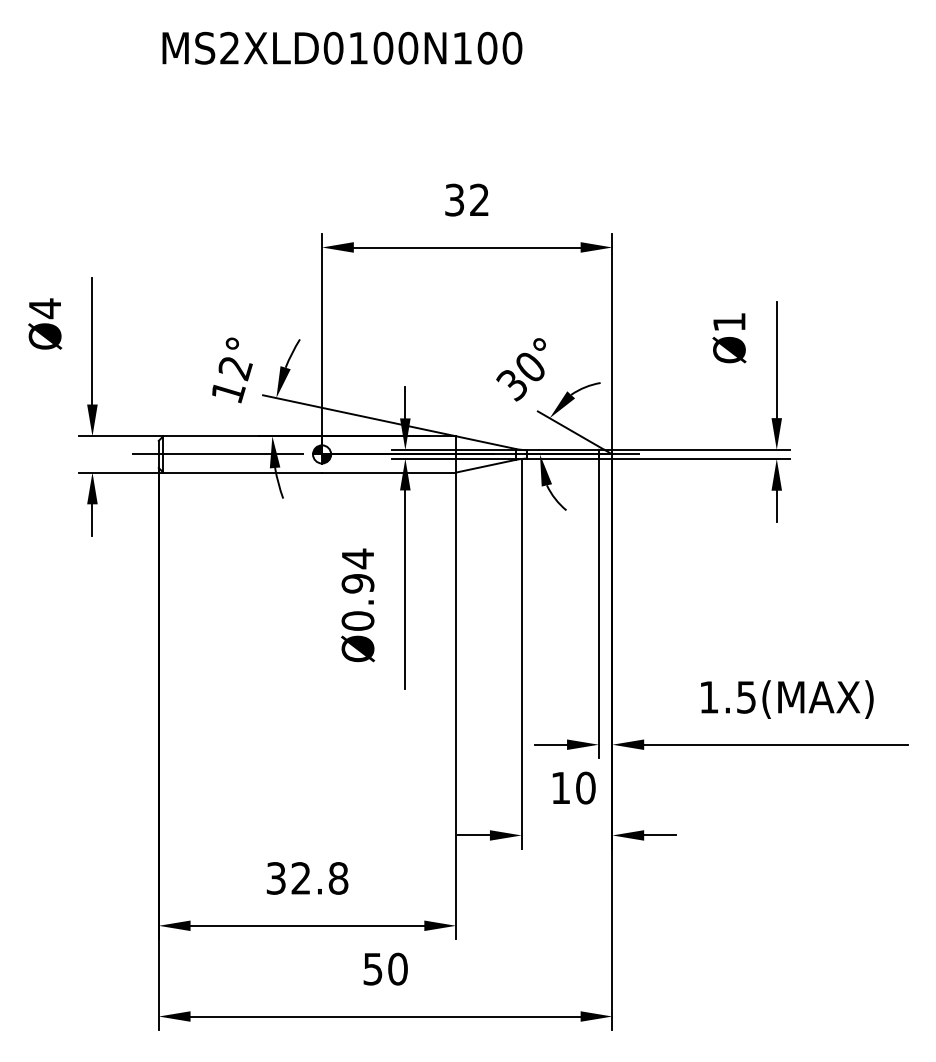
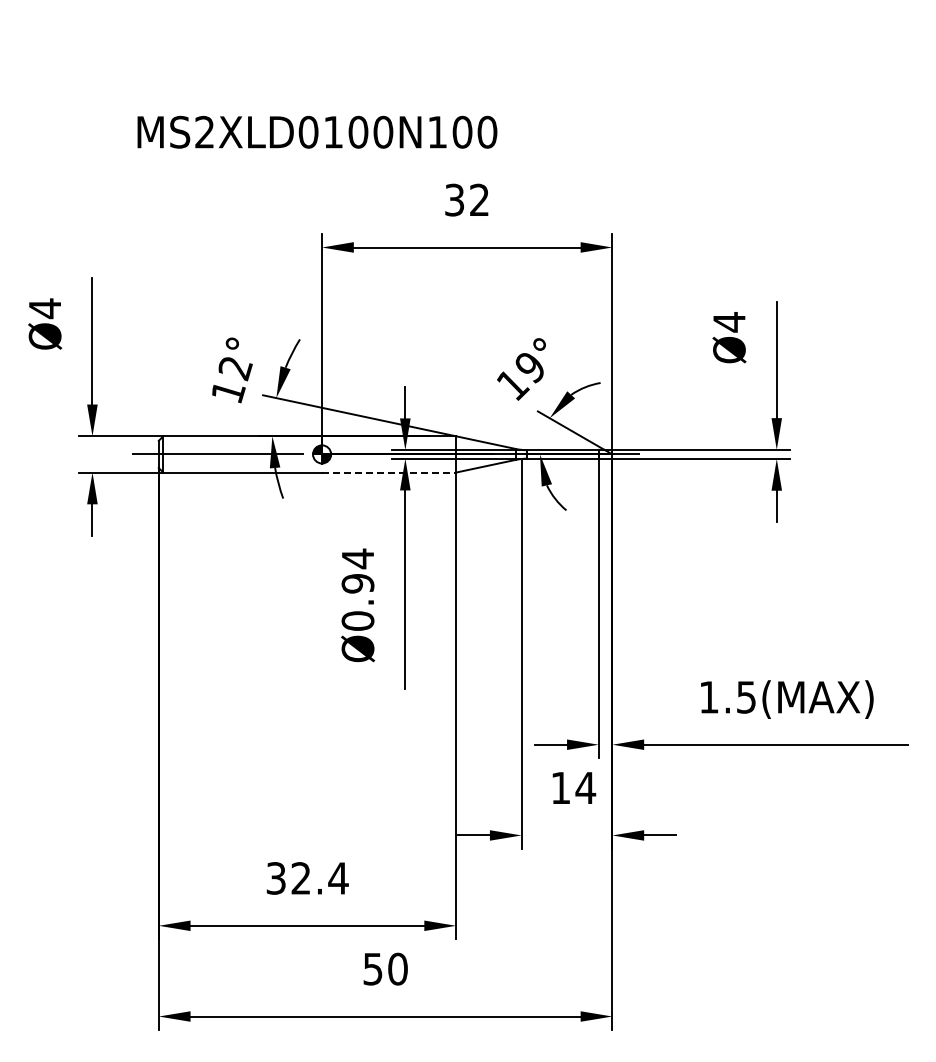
text position: (342, 47) -> (317, 131) (317, 131)
text: Ø1 -> Ø4 (729, 322)
text: 30° -> 19° (520, 376)
line: solid -> dashed (389, 472)
text: 10 -> 14 (585, 787)
text: 32.8 -> 32.4 (338, 878)
